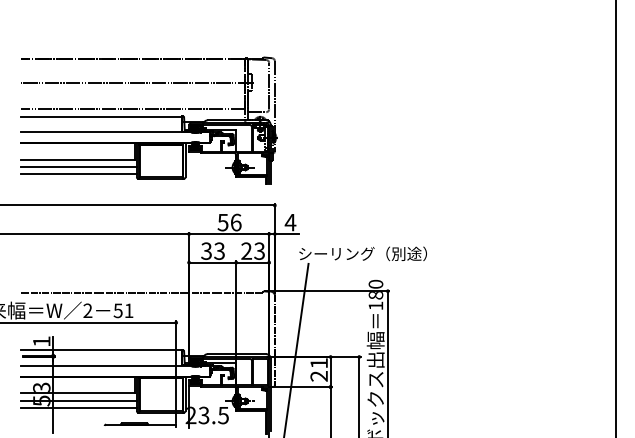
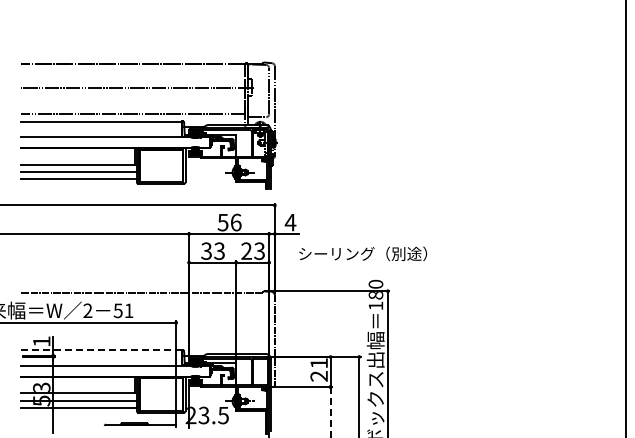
part position: (148, 120) -> (148, 125) (148, 125)
line position: (615, 218) -> (625, 218) (625, 218)
line: present -> none (296, 348)
line: solid -> dashed (101, 350)
line: solid -> dashed (330, 413)
